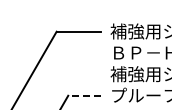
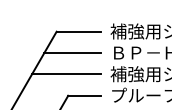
line: none -> present (72, 53)
line: none -> present (66, 74)
line: dashed -> solid (84, 95)
